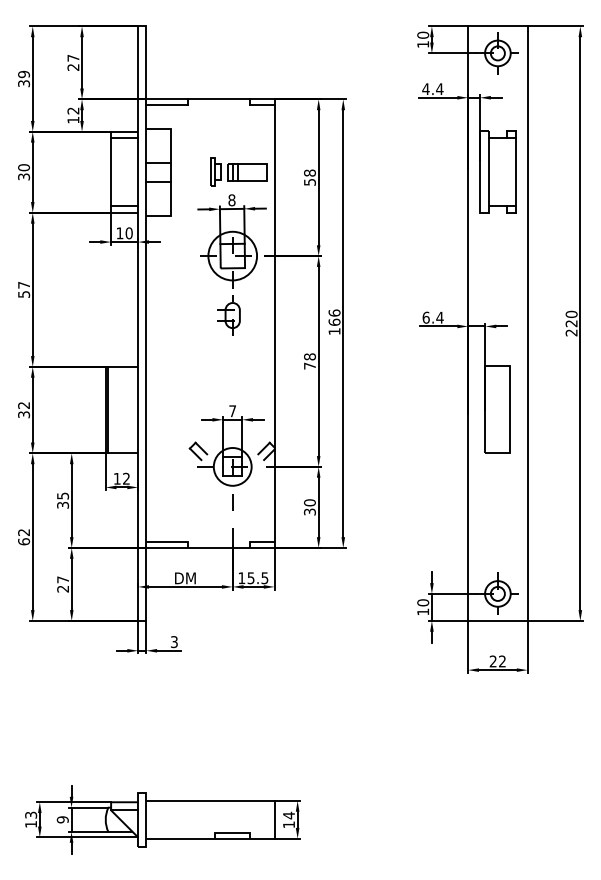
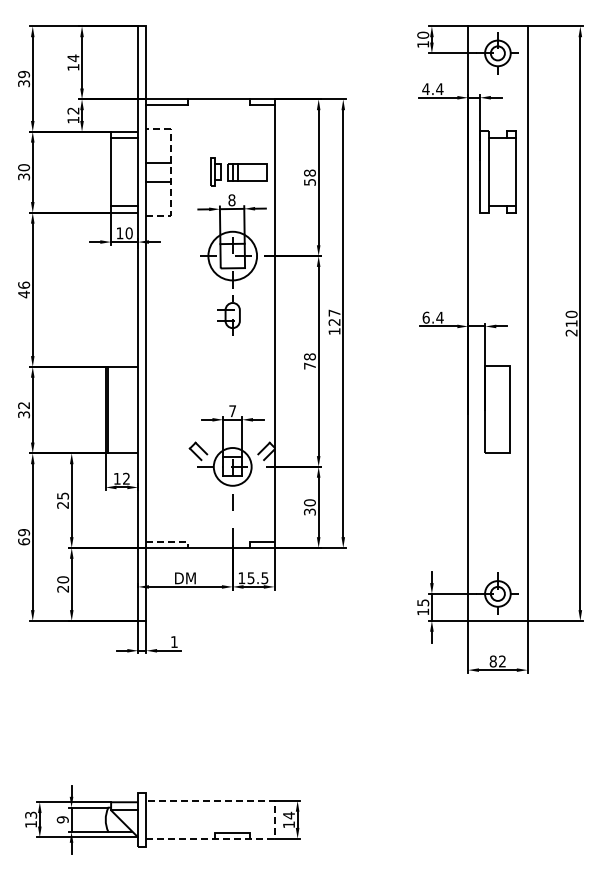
text: 27 -> 14 (73, 62)
line: solid -> dashed (170, 171)
text: 57 -> 46 (24, 289)
text: 166 -> 127 (334, 317)
text: 220 -> 210 (571, 323)
text: 35 -> 25 (63, 504)
text: 62 -> 69 (24, 532)
line: solid -> dashed (171, 542)
text: 27 -> 20 (63, 579)
text: 10 -> 15 (423, 602)
text: 3 -> 1 (174, 642)
text: 22 -> 82 (492, 661)
line: solid -> dashed (274, 819)
